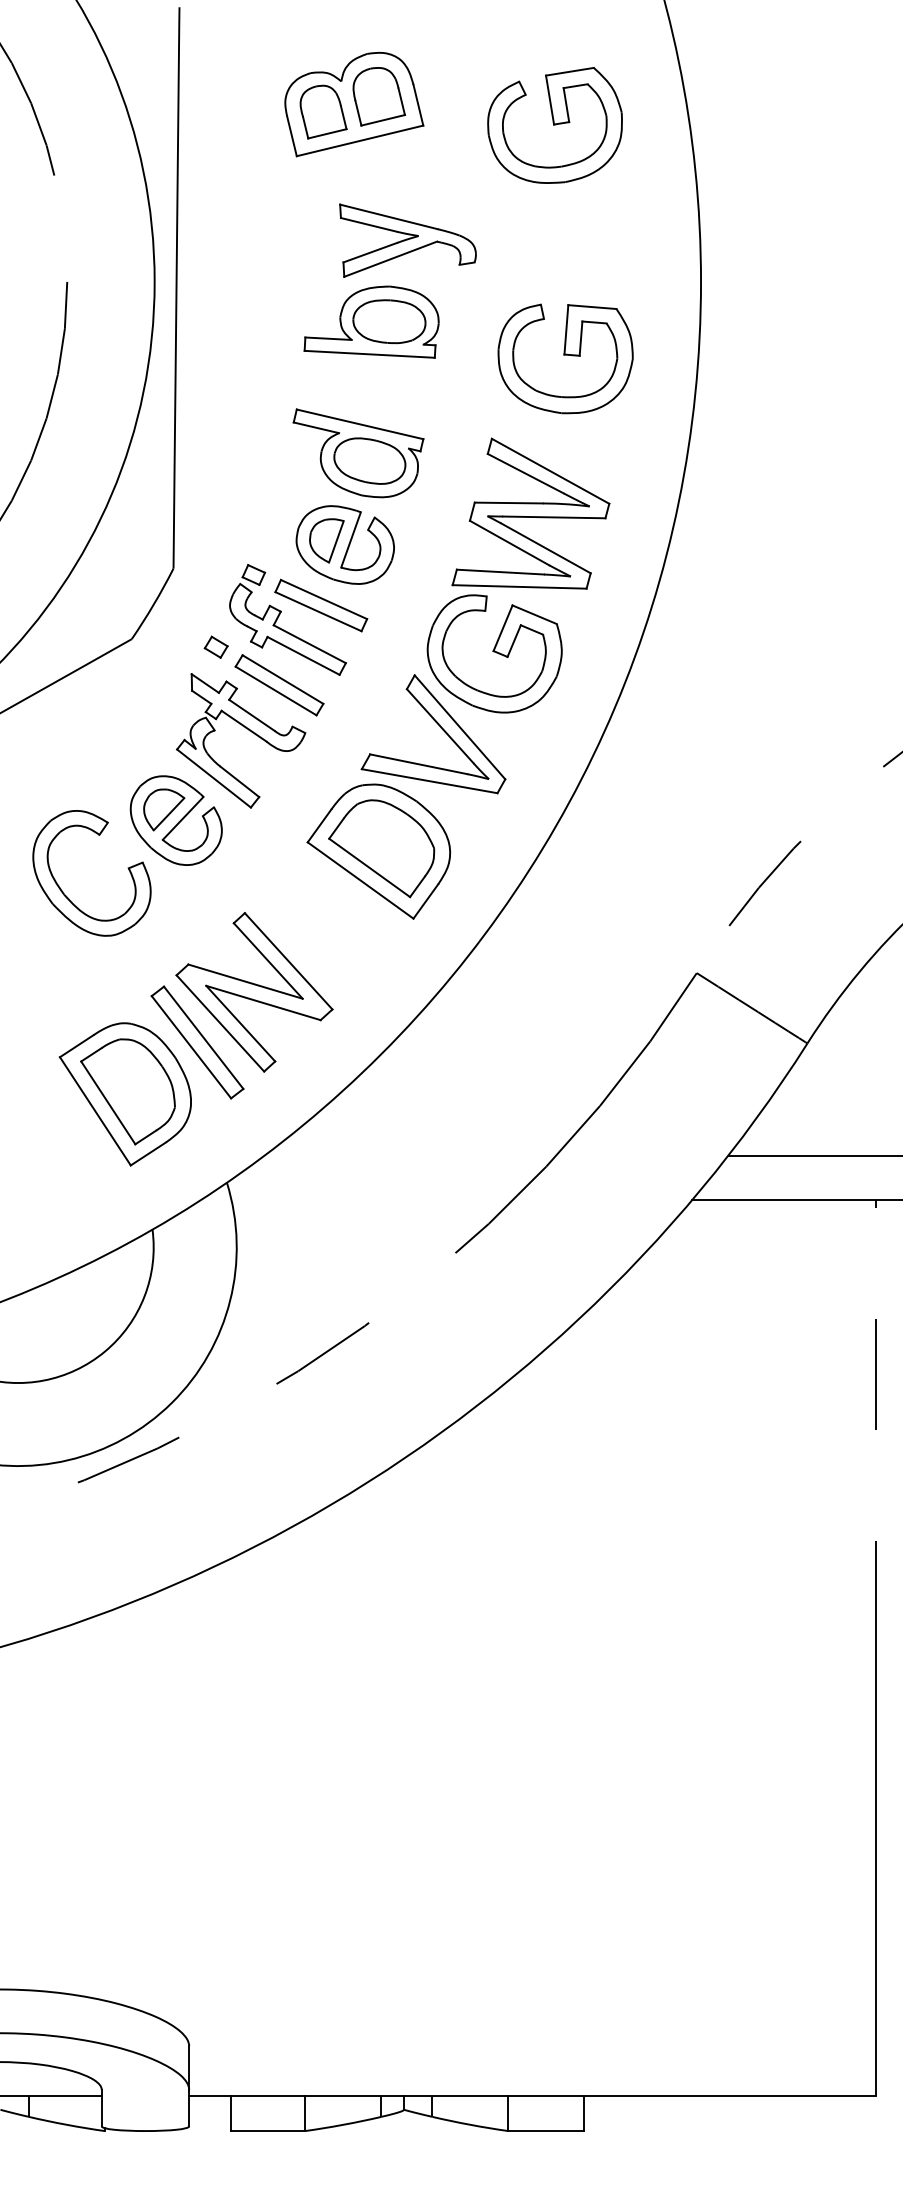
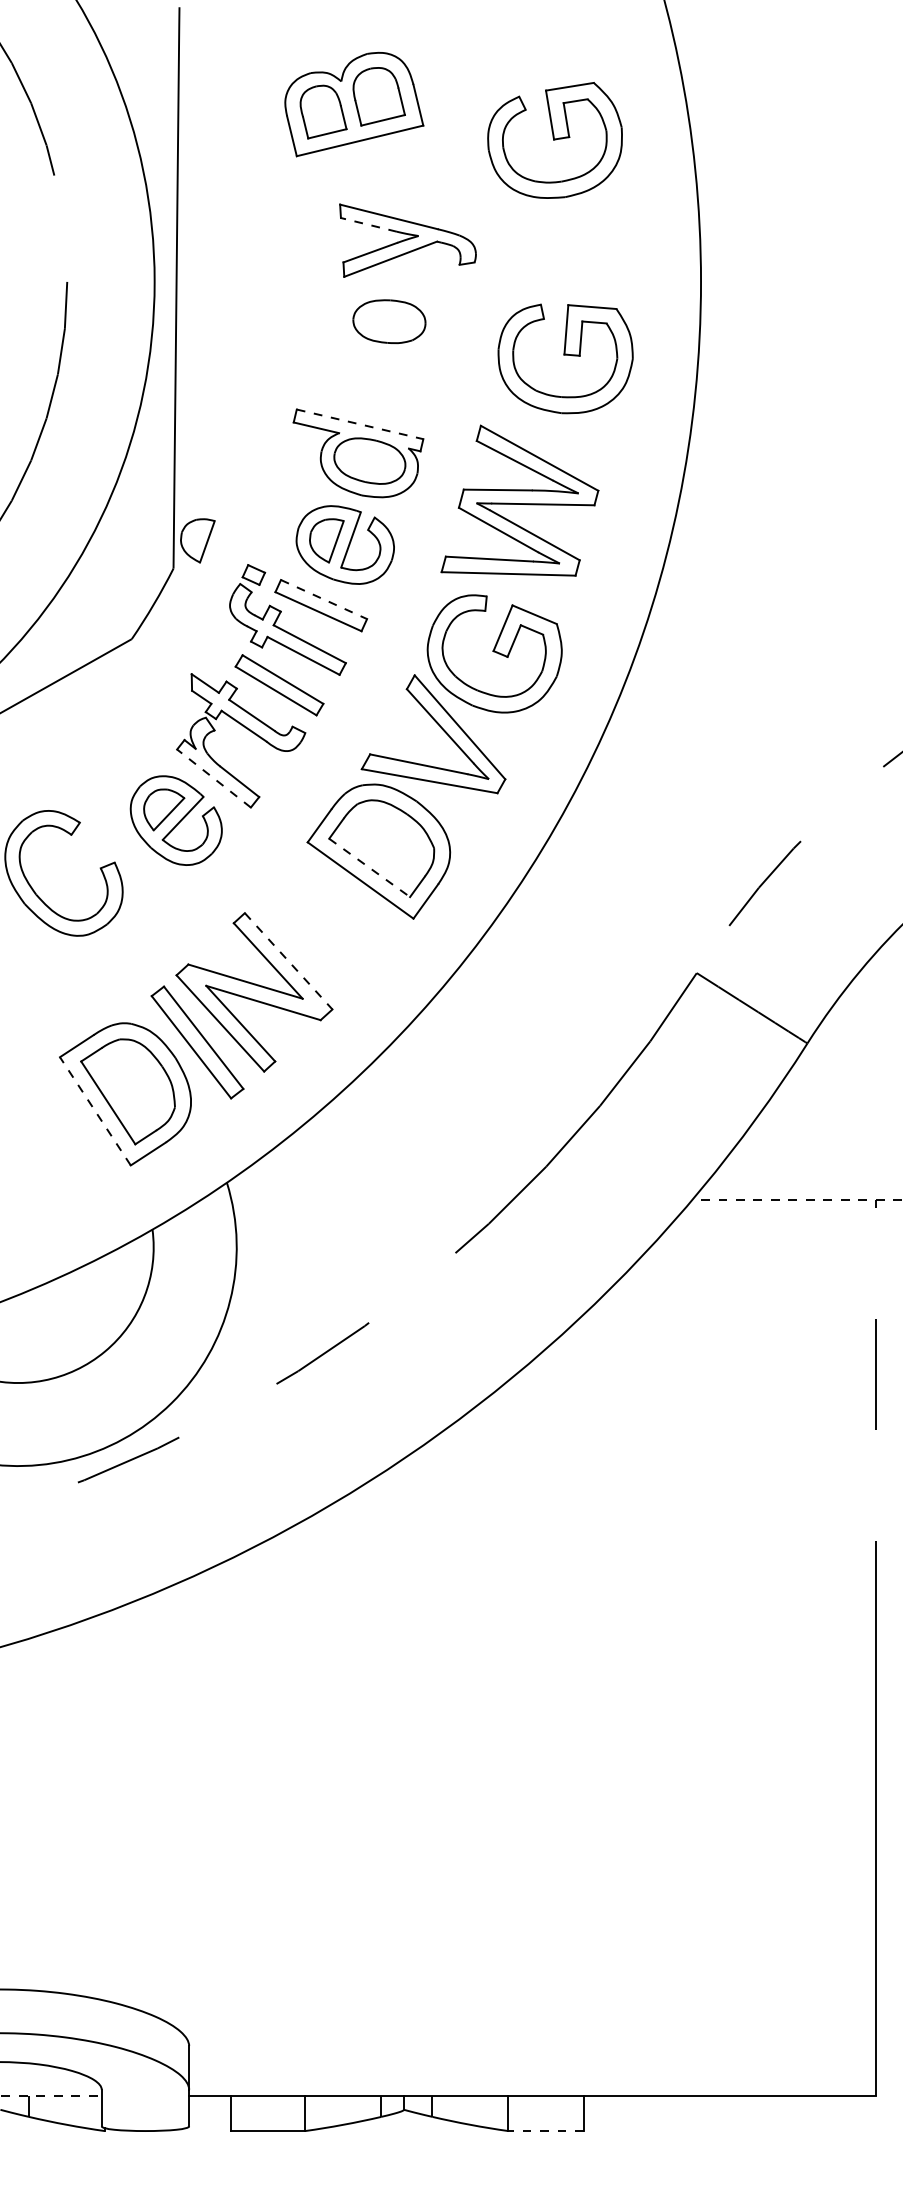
part position: (554, 125) -> (554, 140) (554, 140)
line: solid -> dashed (368, 224)
part: present -> none (371, 321)
line: solid -> dashed (360, 424)
part position: (530, 513) -> (519, 500) (519, 500)
part: none -> present (197, 540)
line: solid -> dashed (324, 599)
part: present -> none (215, 646)
line: solid -> dashed (214, 778)
line: solid -> dashed (369, 867)
part position: (67, 896) -> (39, 896) (39, 896)
line: solid -> dashed (289, 961)
line: solid -> dashed (95, 1111)
line: present -> none (813, 1156)
line: solid -> dashed (797, 1199)
line: solid -> dashed (50, 2095)
line: solid -> dashed (546, 2131)
